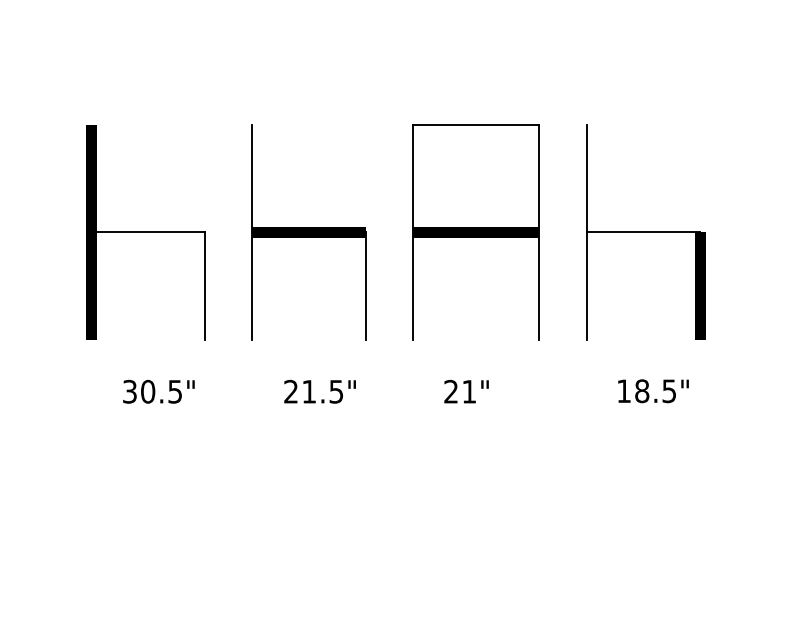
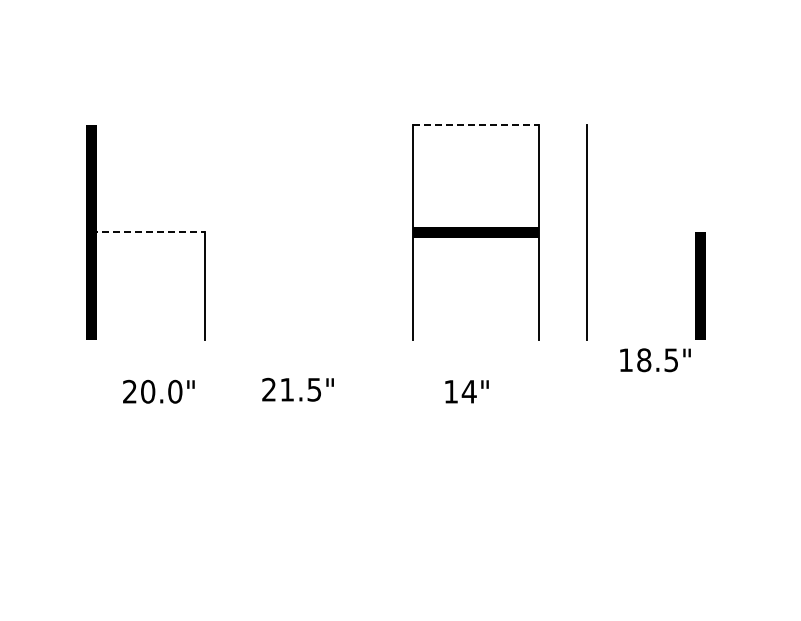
line: solid -> dashed (476, 125)
line: solid -> dashed (148, 232)
part: present -> none (308, 232)
line: present -> none (643, 232)
text: 30.5" -> 20.0" (152, 391)
text position: (319, 391) -> (297, 389) (297, 389)
text: 21" -> 14" (460, 391)
text position: (653, 391) -> (655, 360) (655, 360)
